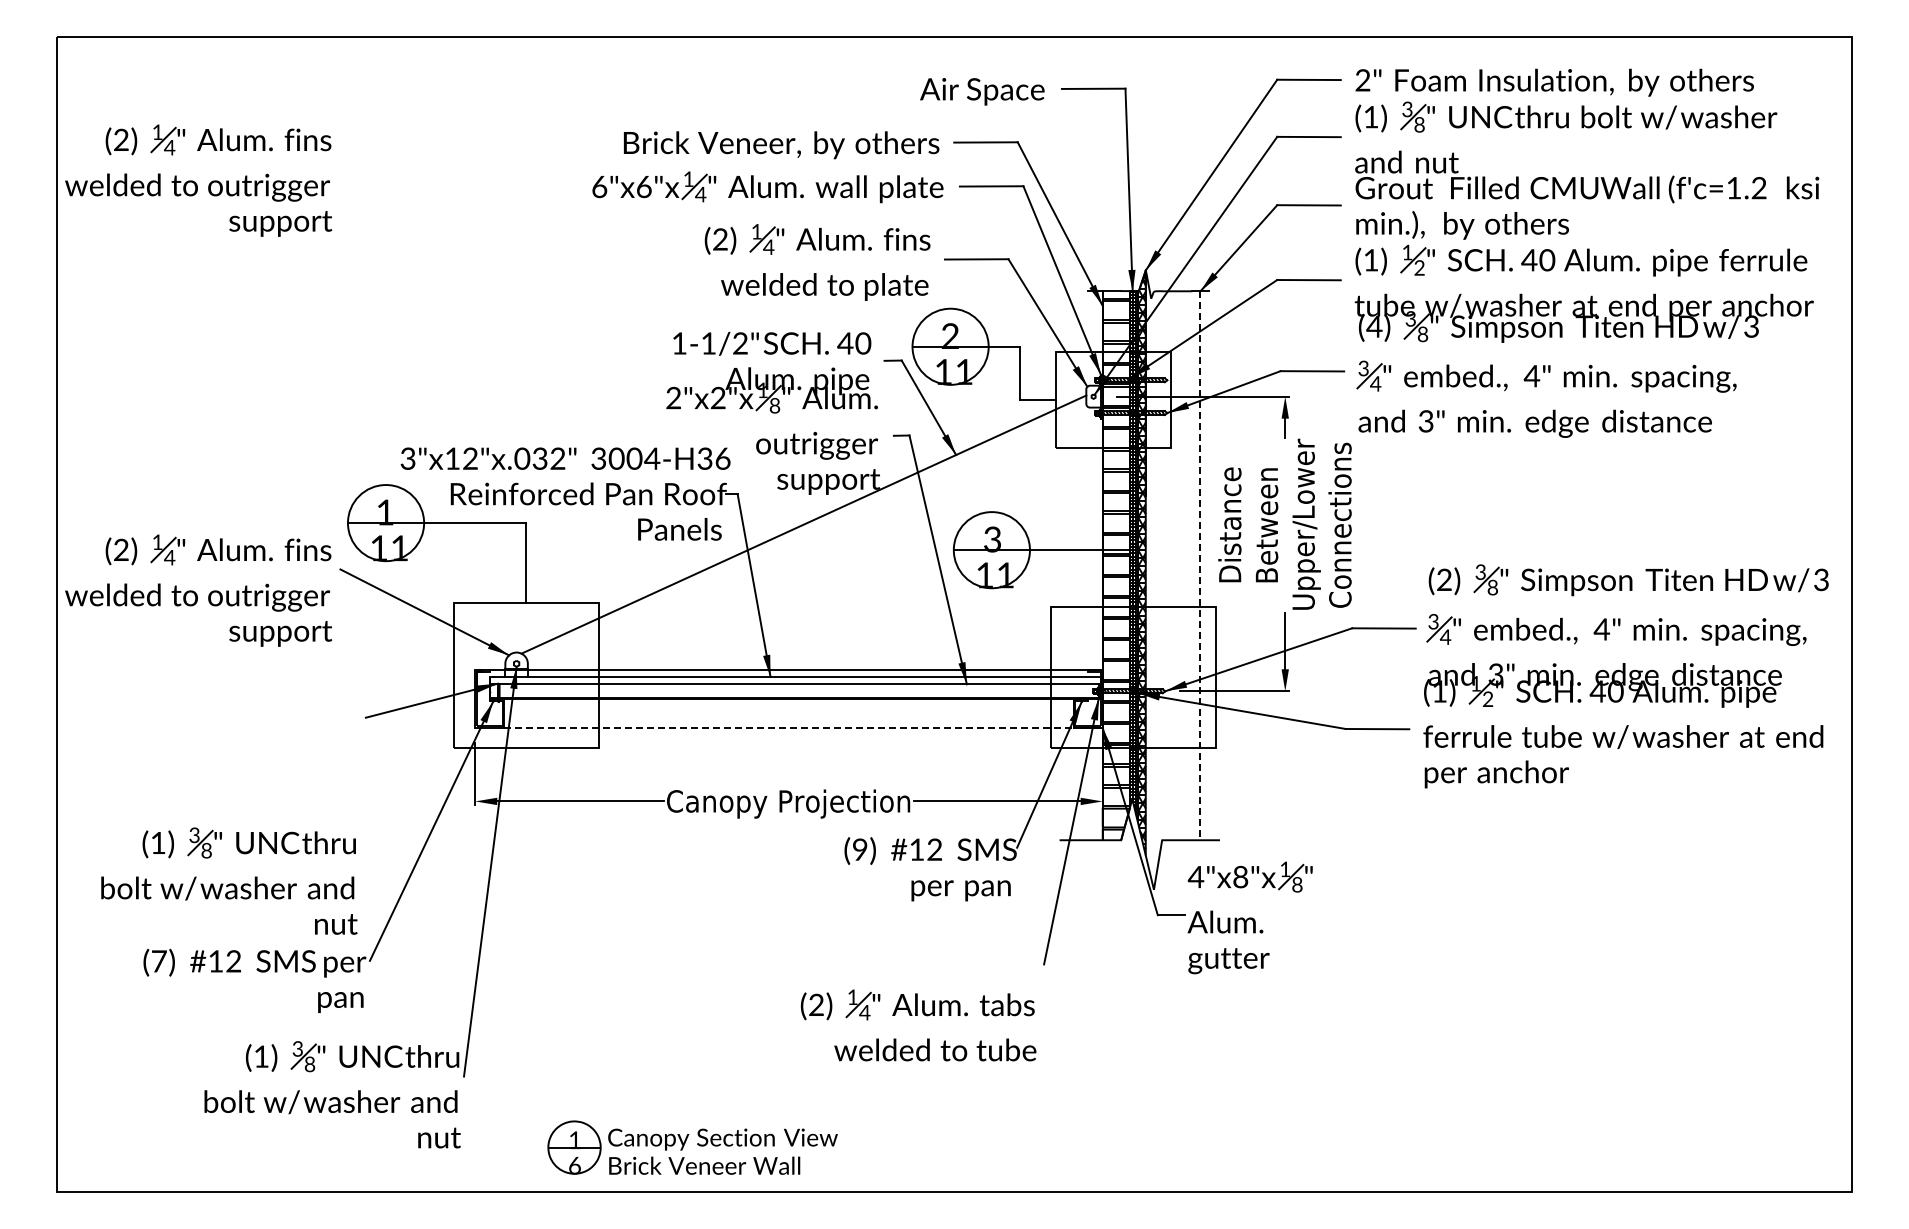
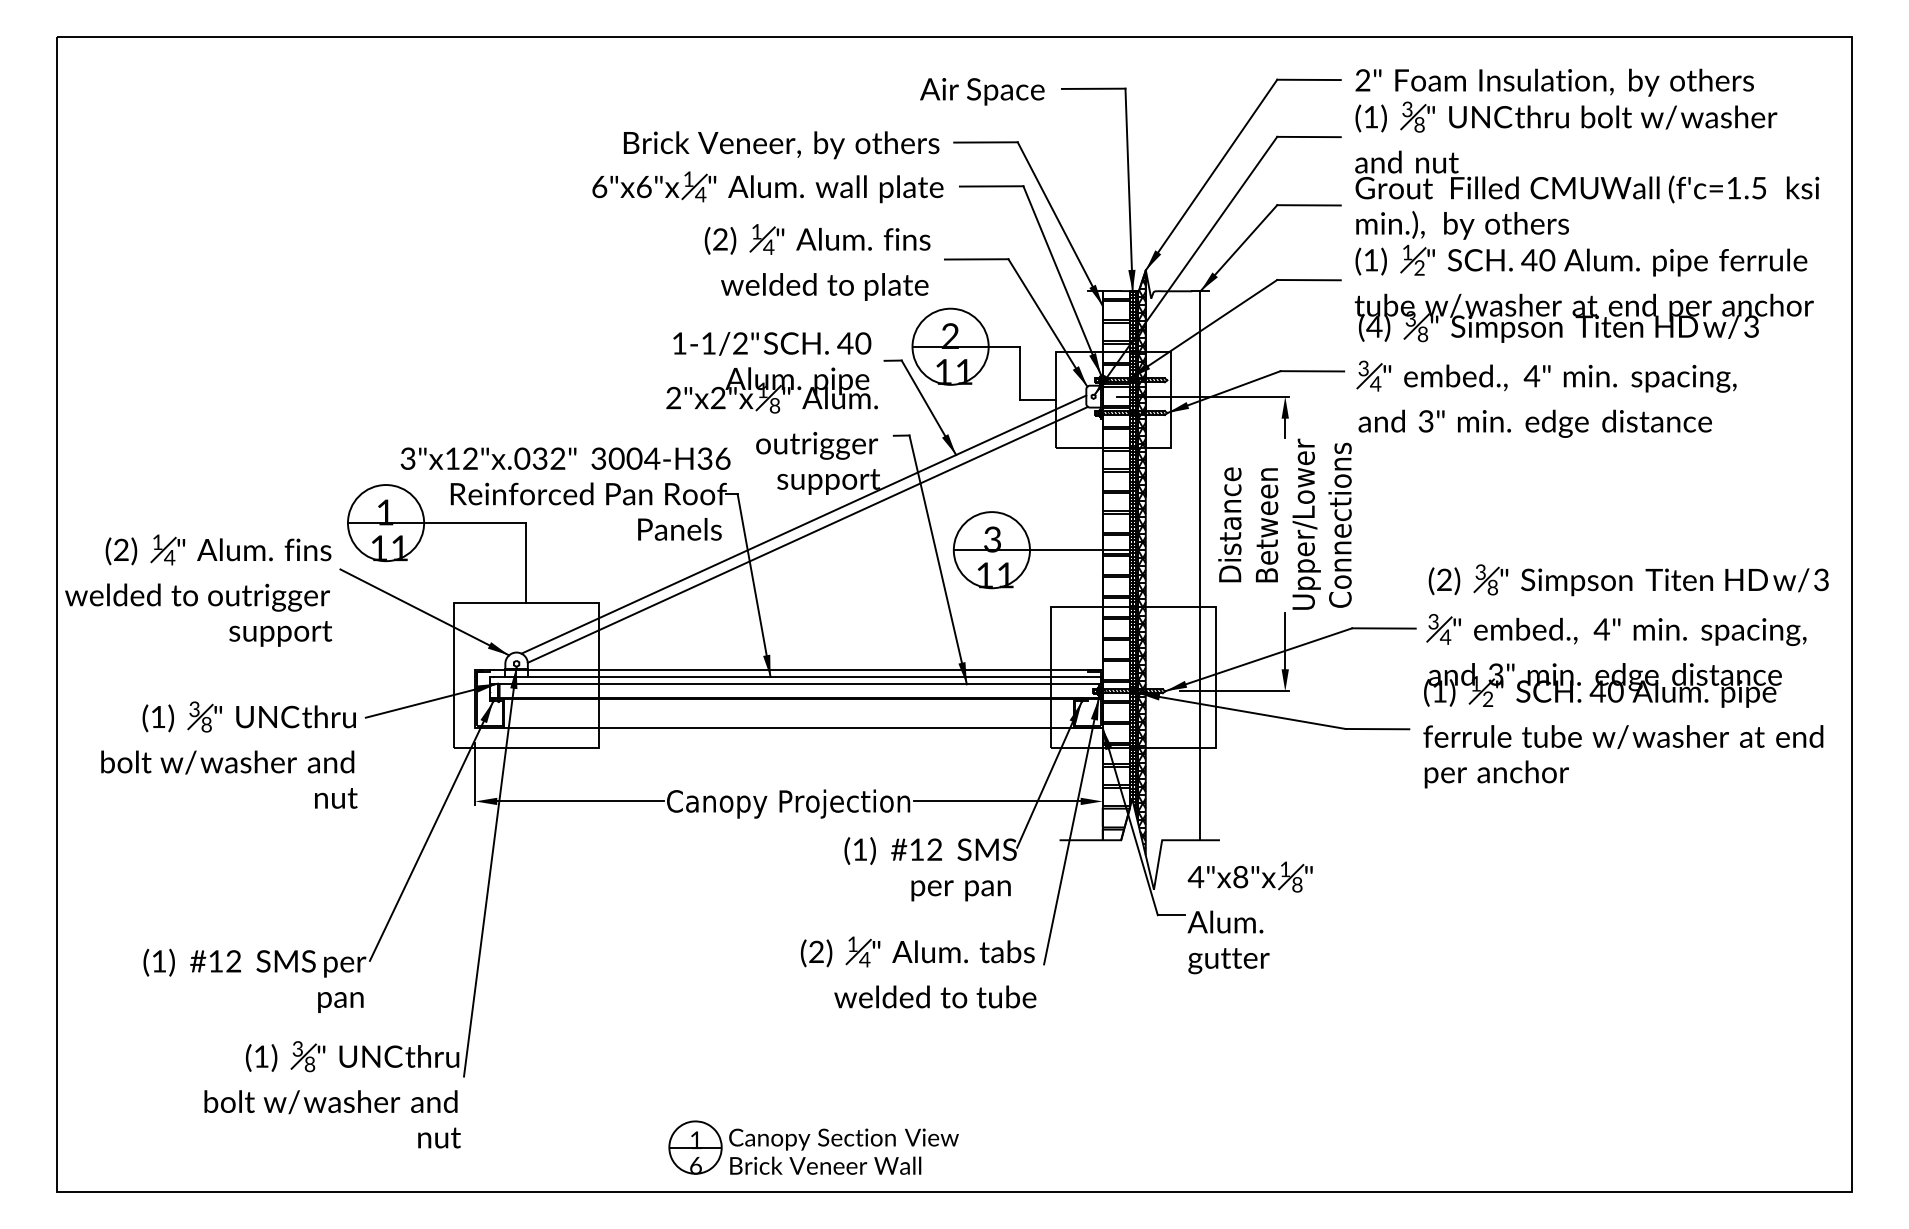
part: present -> none (198, 180)
text: (f'c=1.2 -> (f'c=1.5 (1758, 188)
line: none -> present (807, 534)
line: dashed -> solid (1199, 566)
line: dashed -> solid (788, 728)
text: (9) -> (1) (860, 849)
part position: (229, 880) -> (229, 754) (229, 754)
text: (7) -> (1) (159, 961)
part position: (917, 1015) -> (917, 962) (917, 962)
part position: (692, 1147) -> (813, 1147) (813, 1147)
